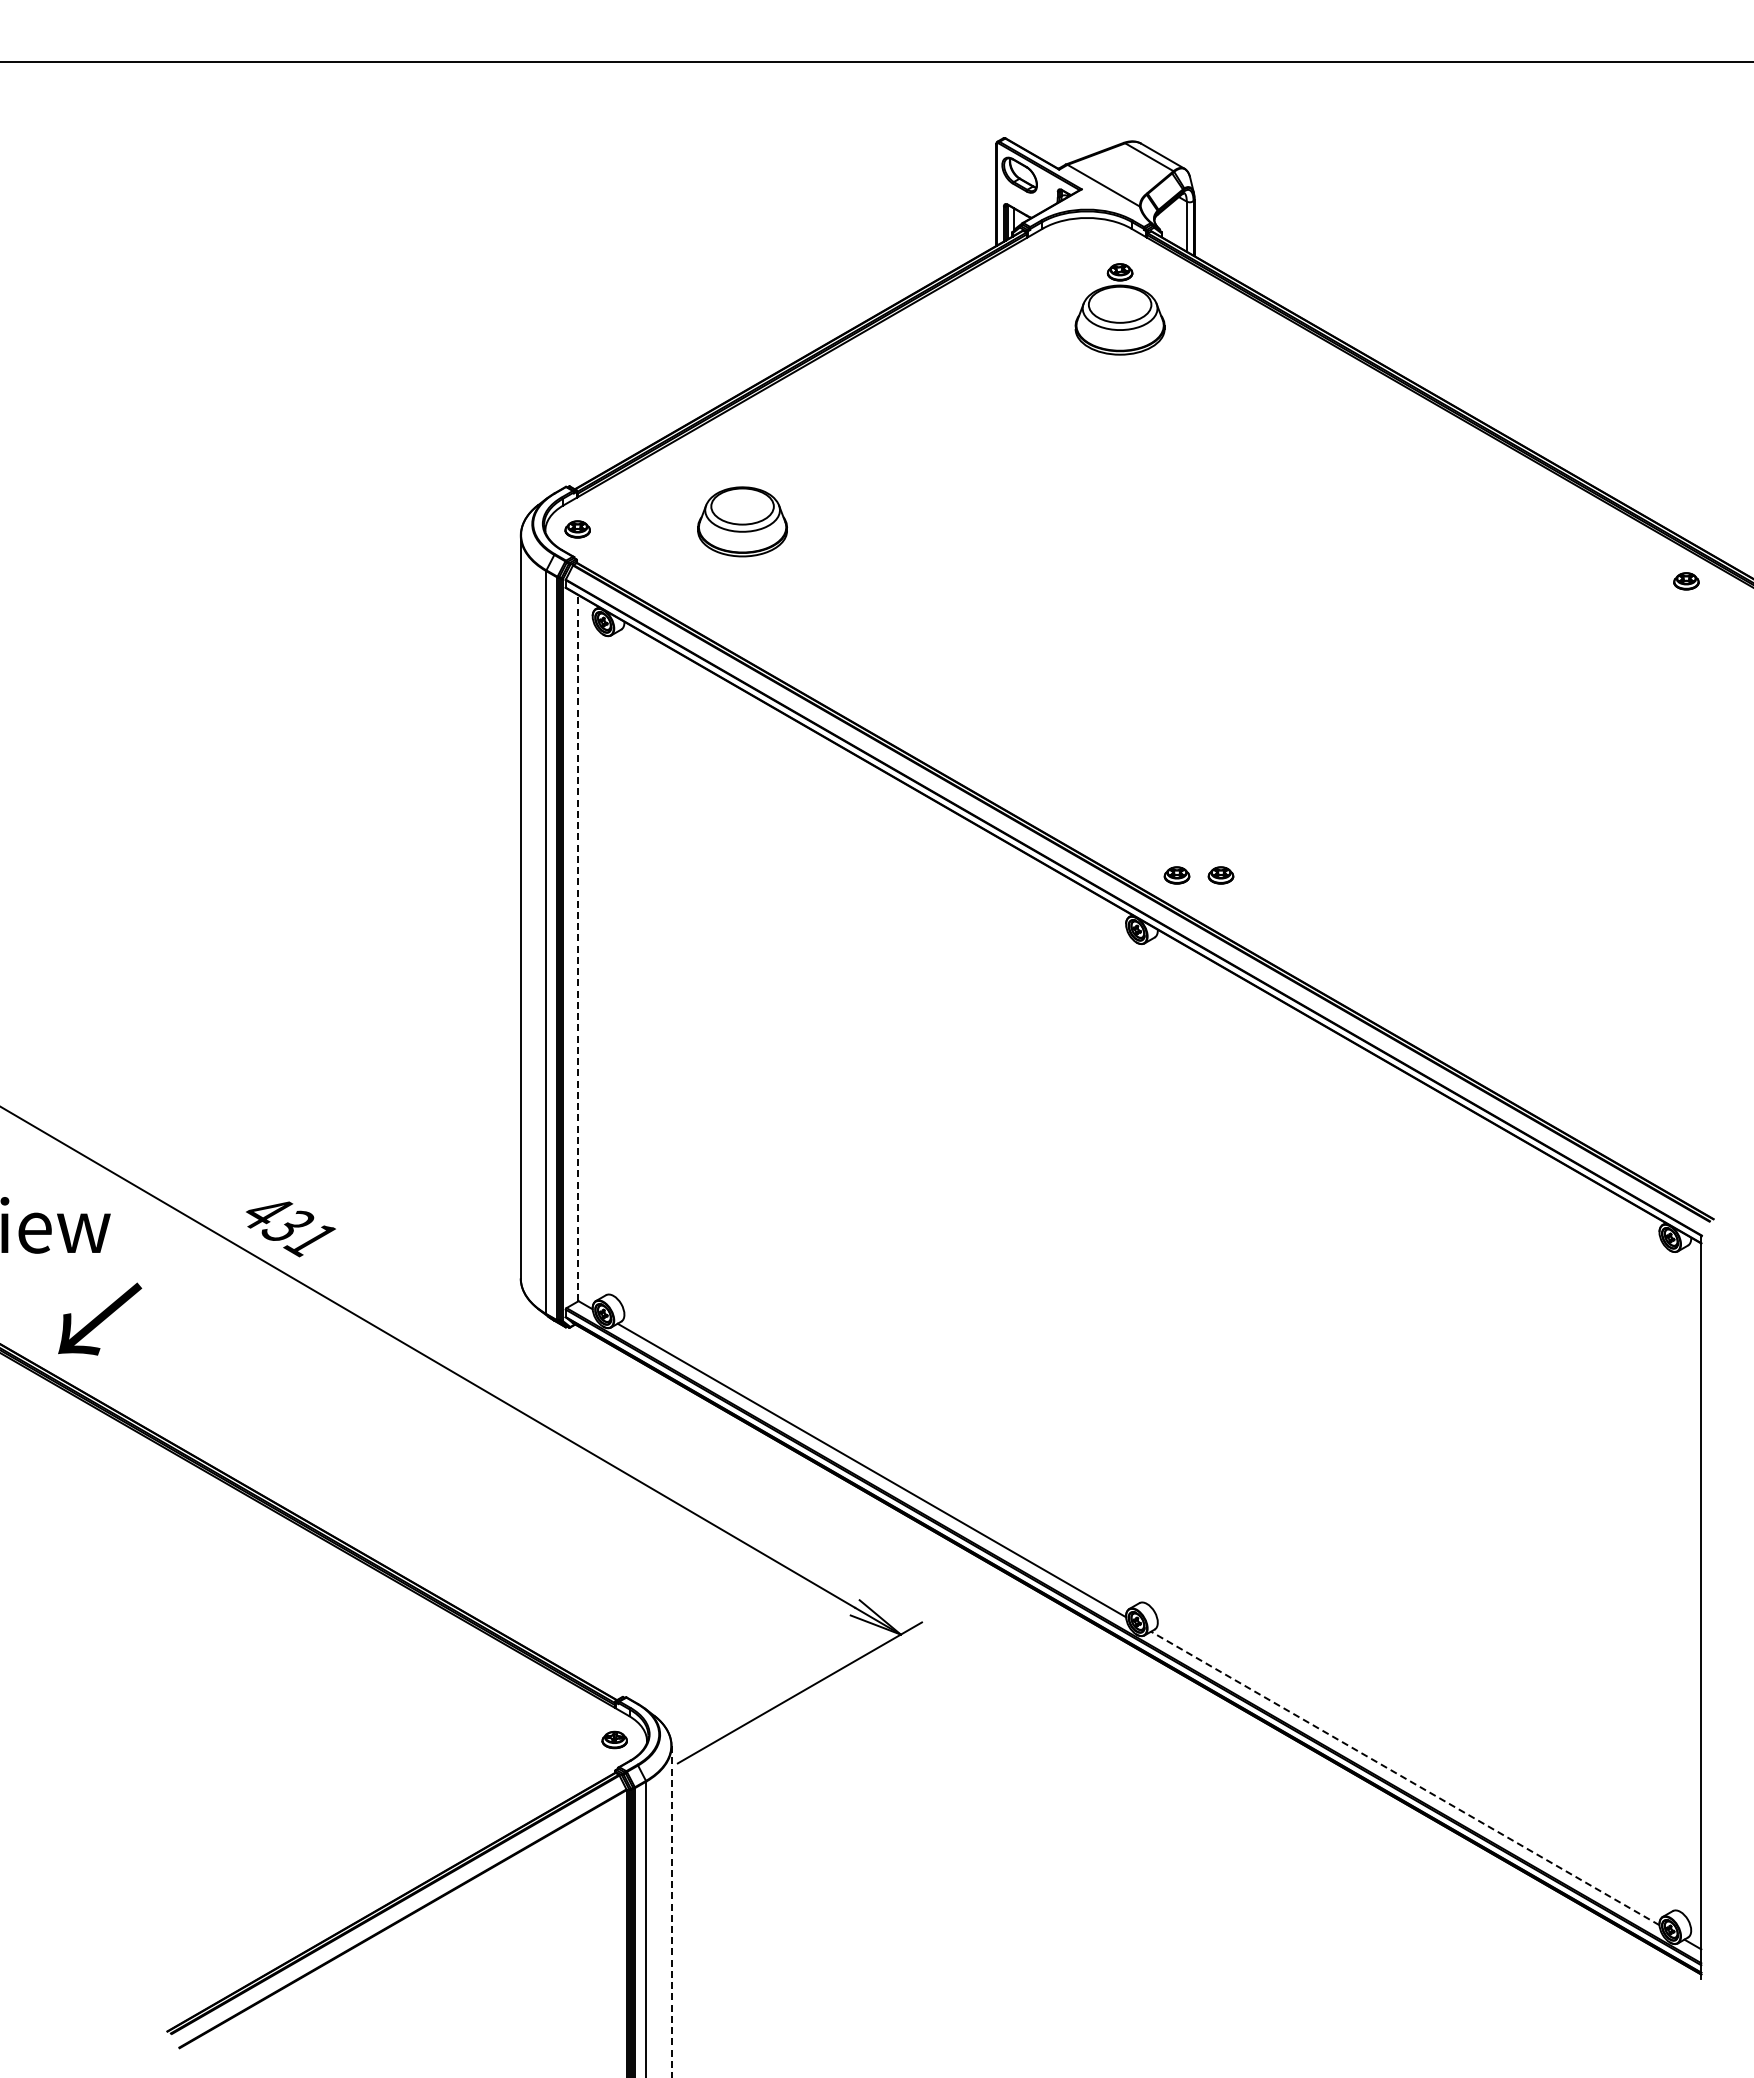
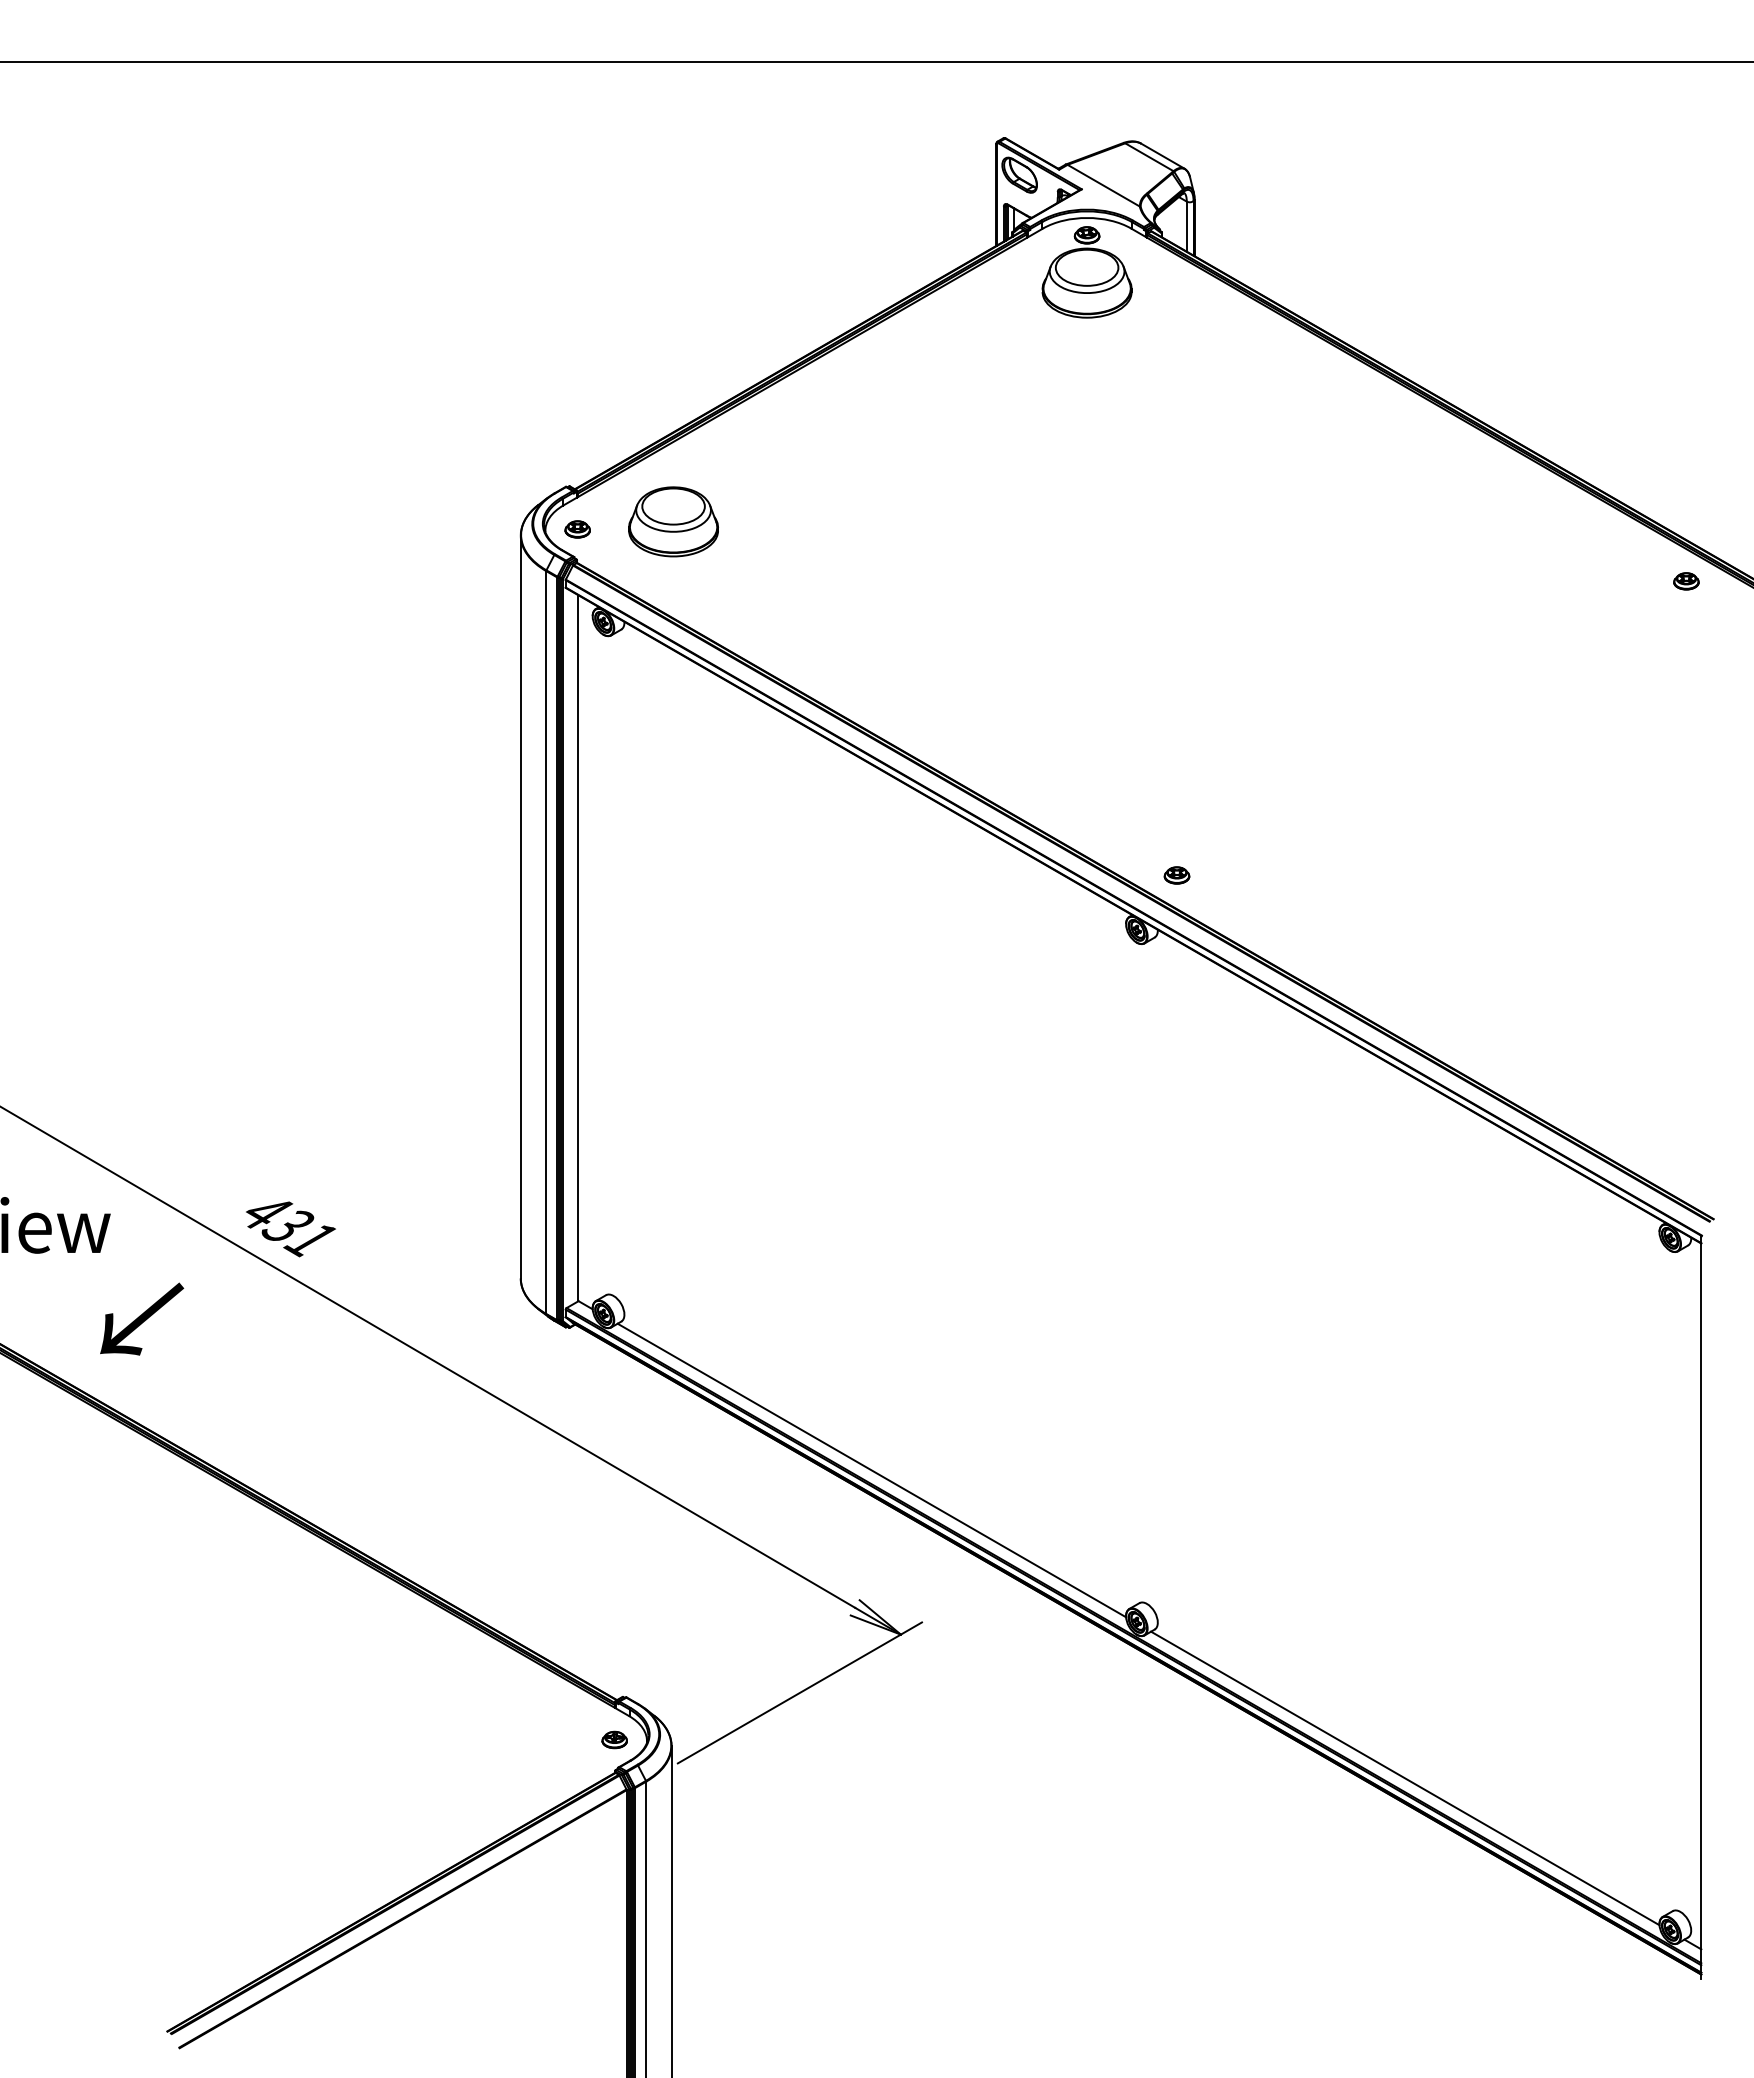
part position: (1119, 309) -> (1086, 272) (1086, 272)
part position: (742, 521) -> (673, 521) (673, 521)
part: present -> none (1220, 875)
line: dashed -> solid (578, 948)
text position: (100, 1318) -> (142, 1318) (142, 1318)
line: dashed -> solid (1405, 1778)
line: dashed -> solid (671, 1912)
